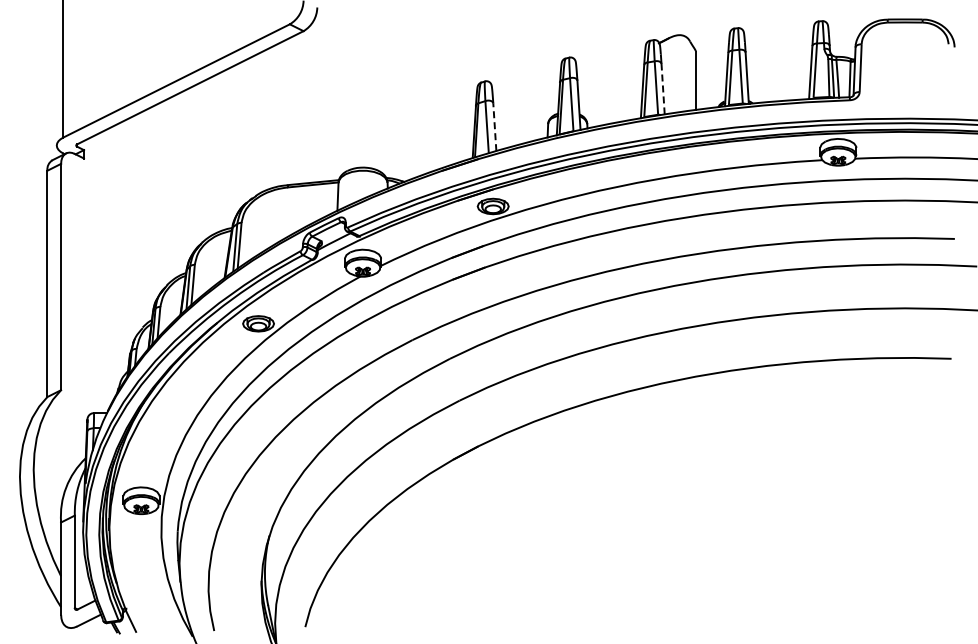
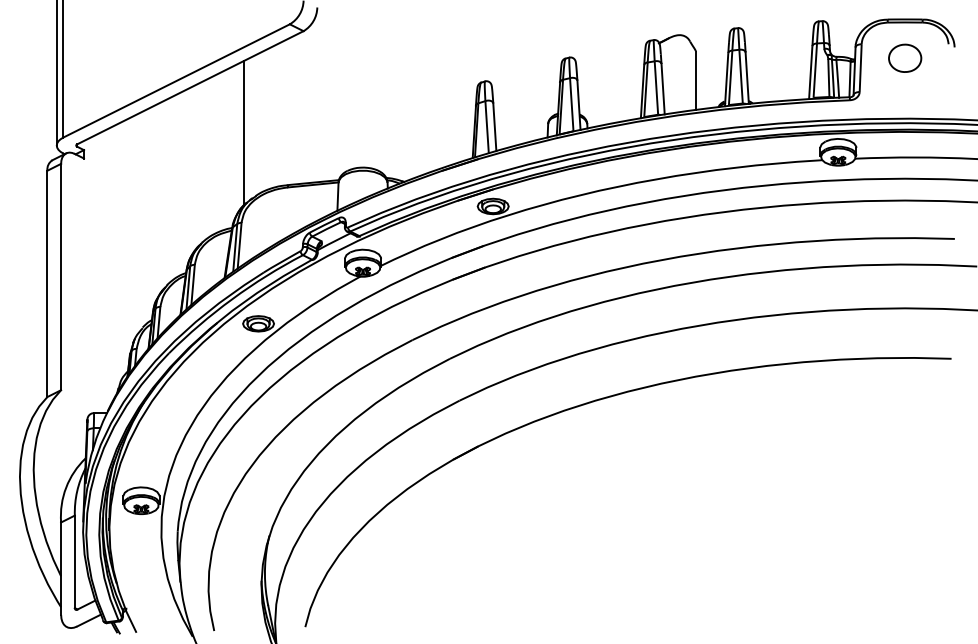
part: none -> present (905, 57)
line: none -> present (56, 73)
line: dashed -> solid (663, 88)
line: dashed -> solid (494, 127)
line: none -> present (244, 132)
